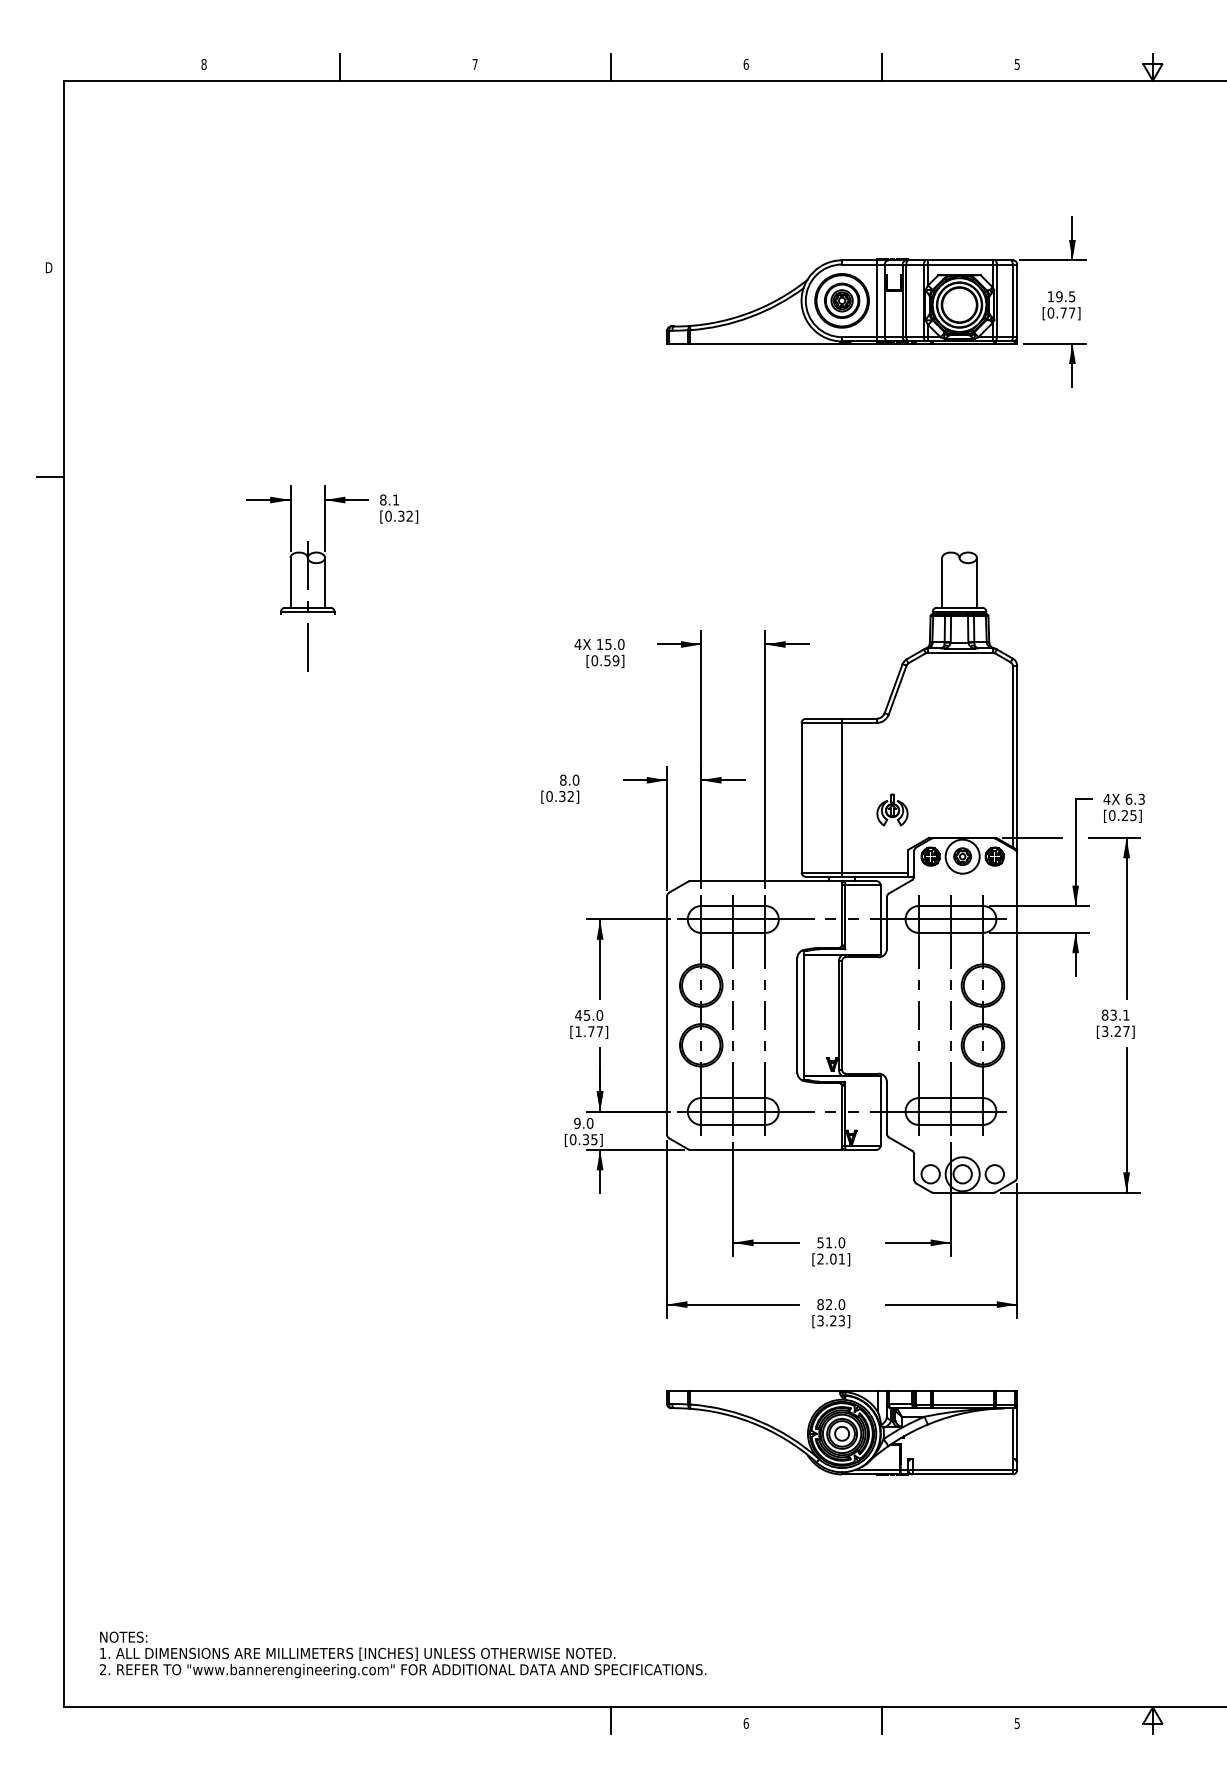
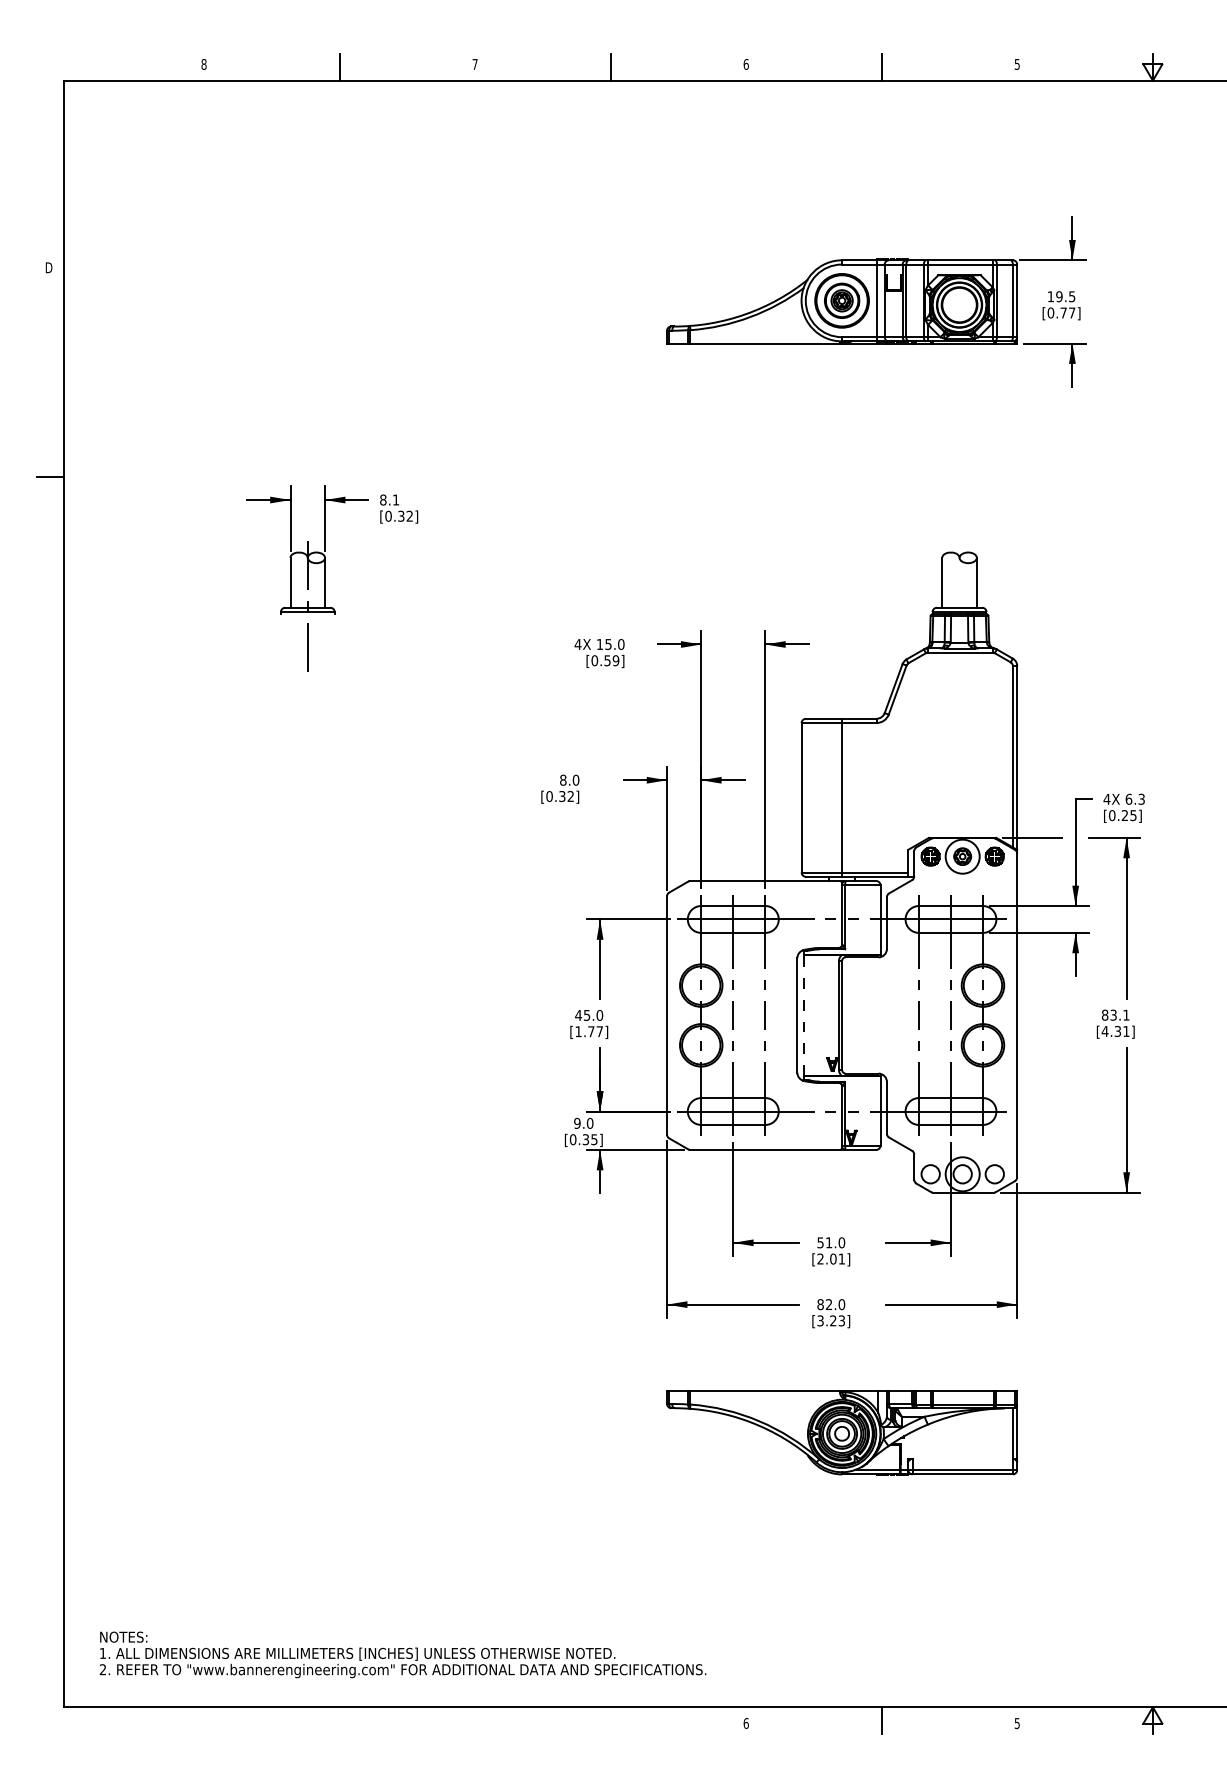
part: present -> none (892, 809)
line: solid -> dashed (803, 1015)
text: [3.27] -> [4.31] (1115, 1031)
line: present -> none (610, 1720)
